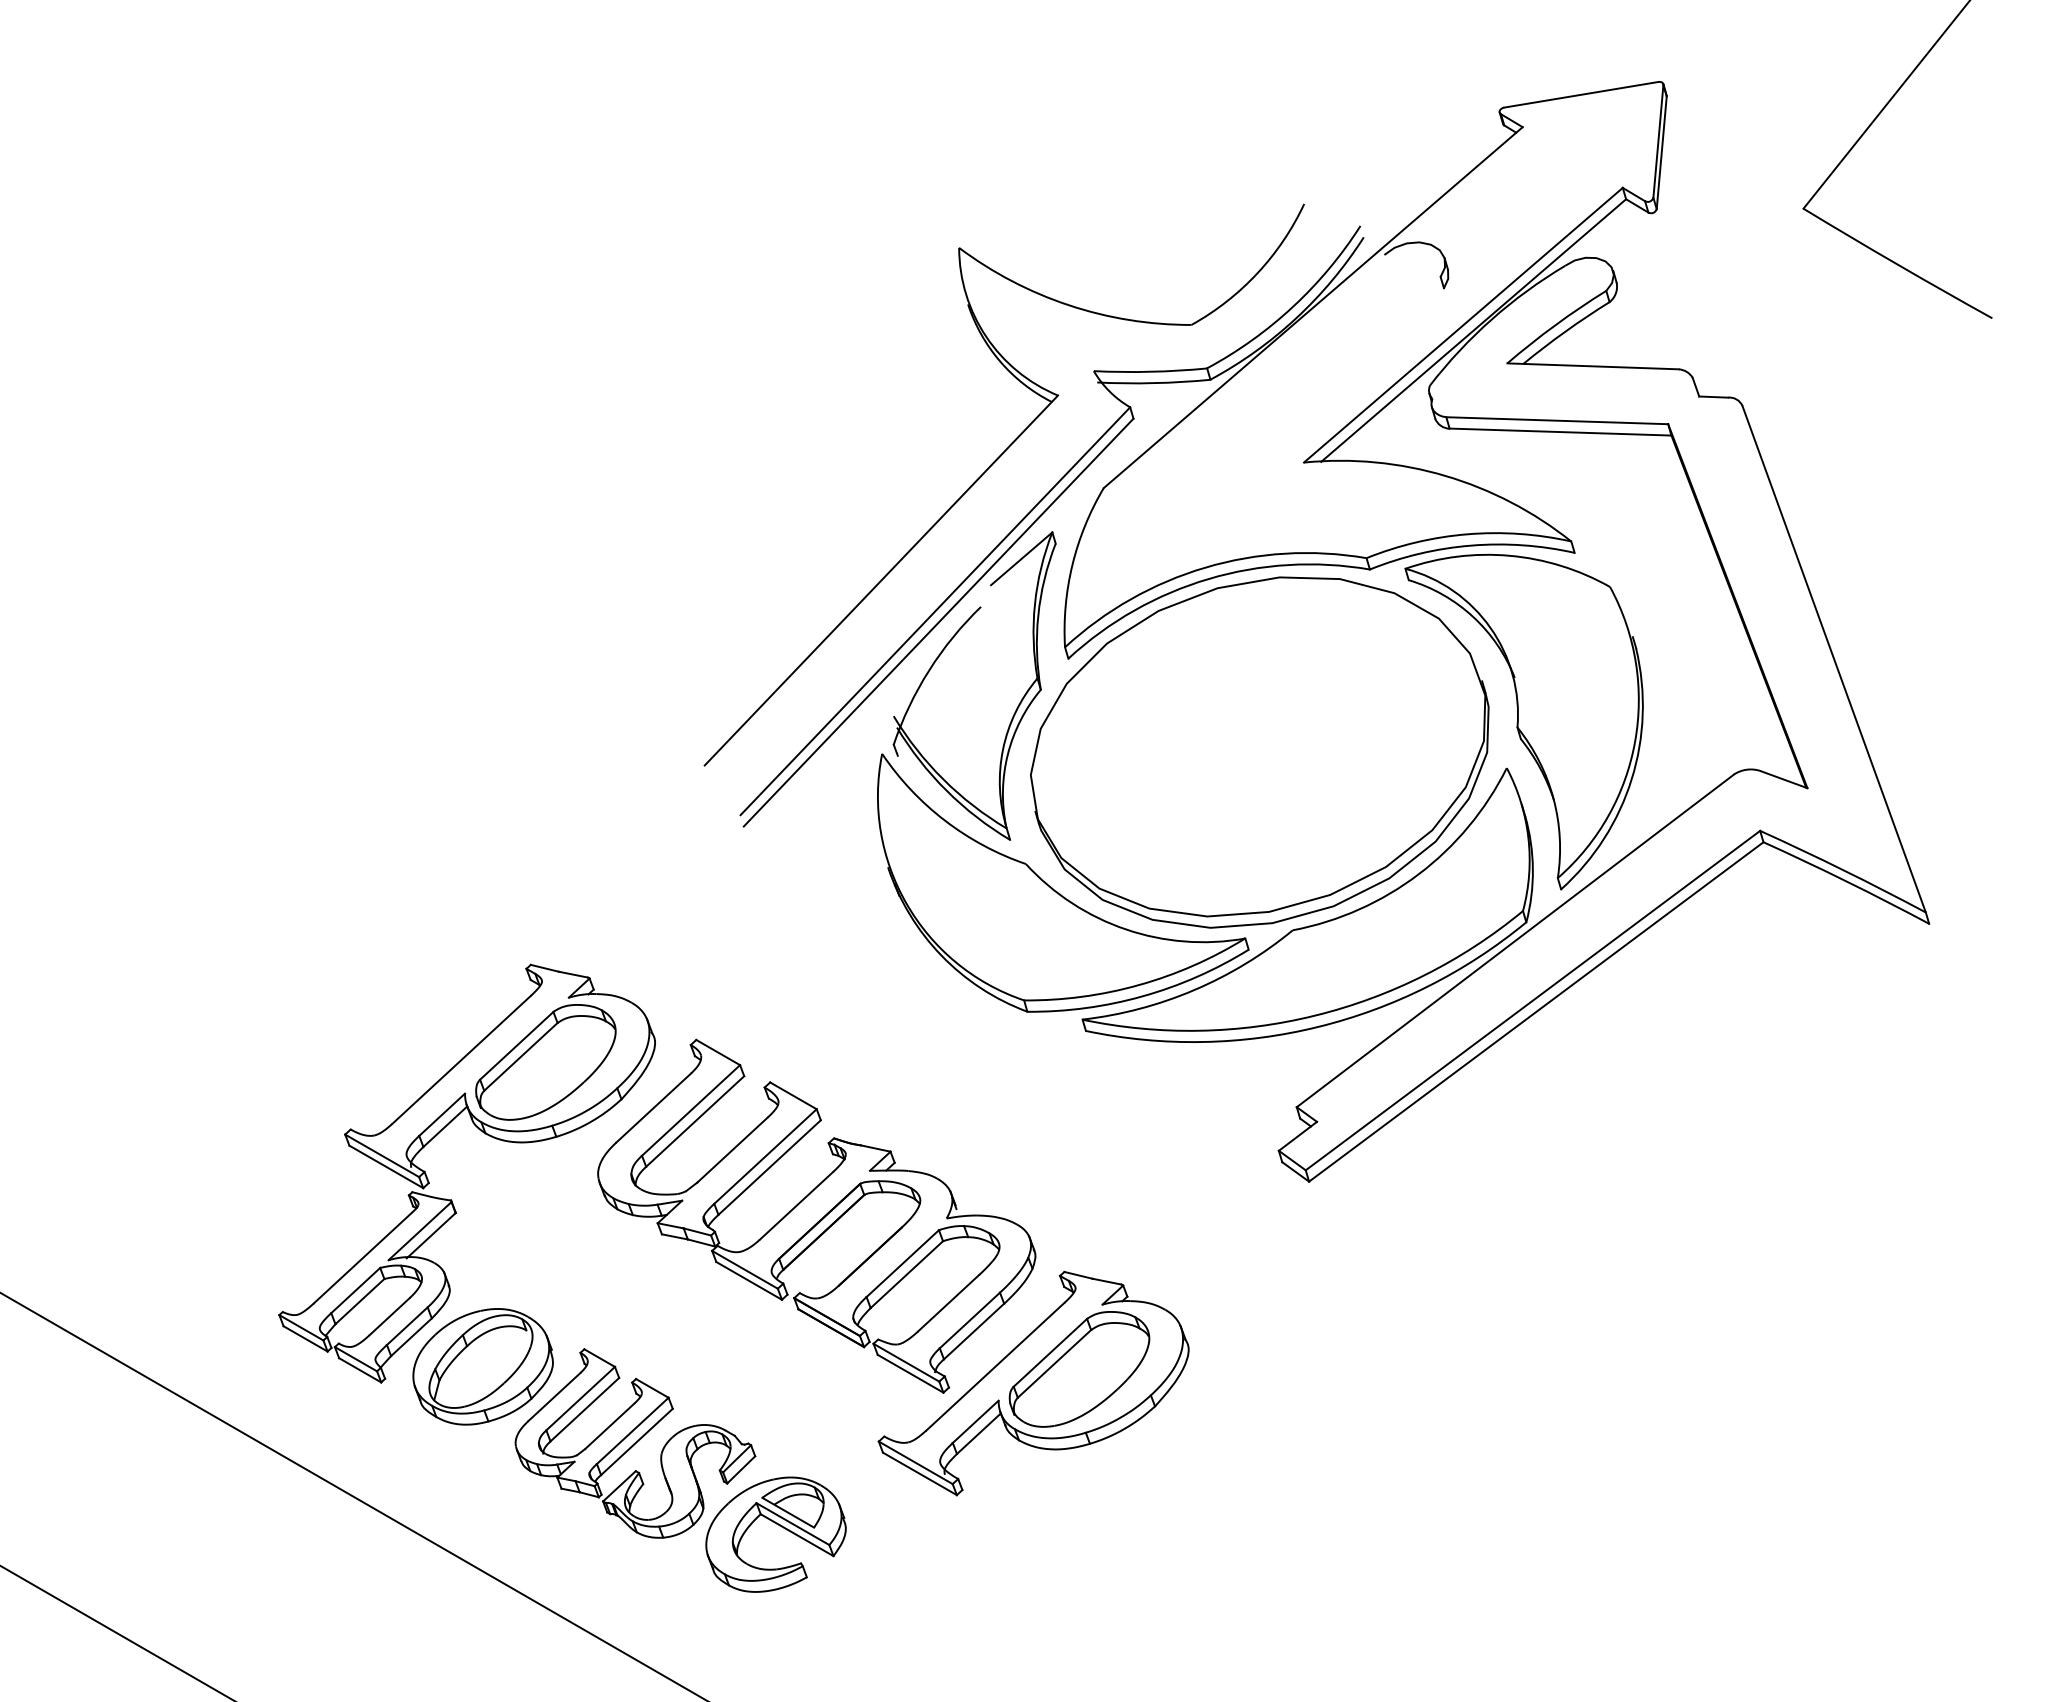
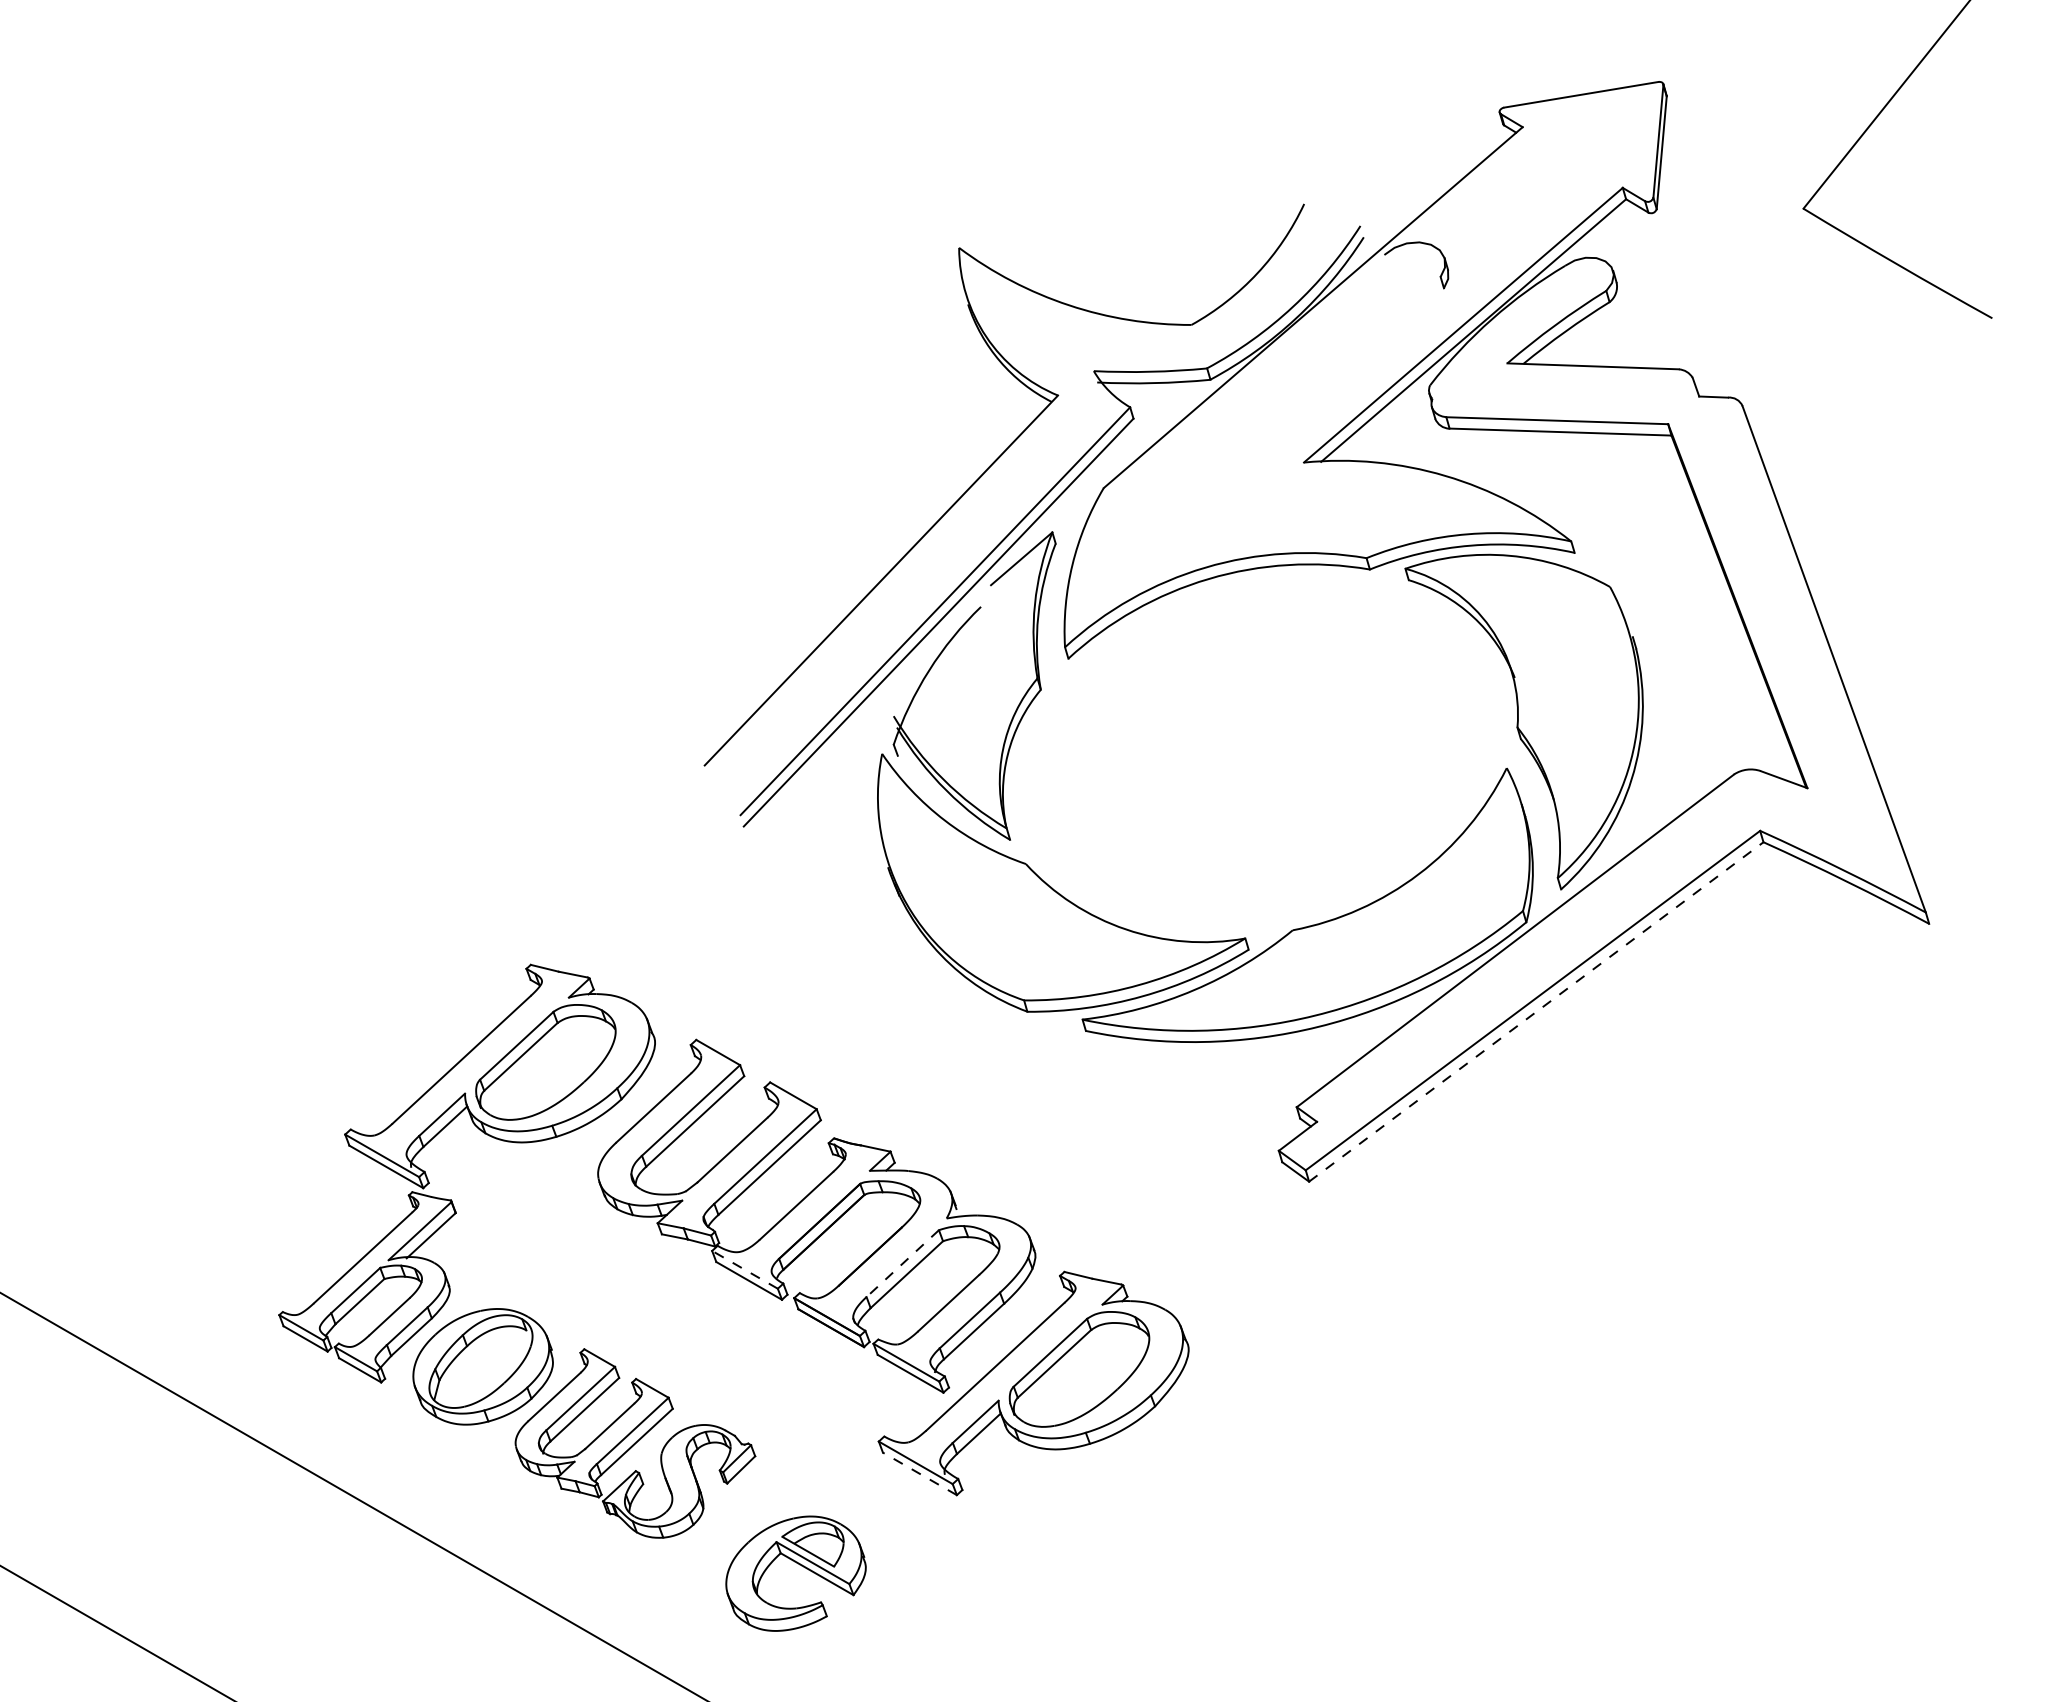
part: present -> none (1259, 752)
line: solid -> dashed (1536, 1011)
line: solid -> dashed (902, 1263)
line: solid -> dashed (745, 1269)
line: solid -> dashed (919, 1473)
part position: (779, 1526) -> (799, 1565) (799, 1565)
